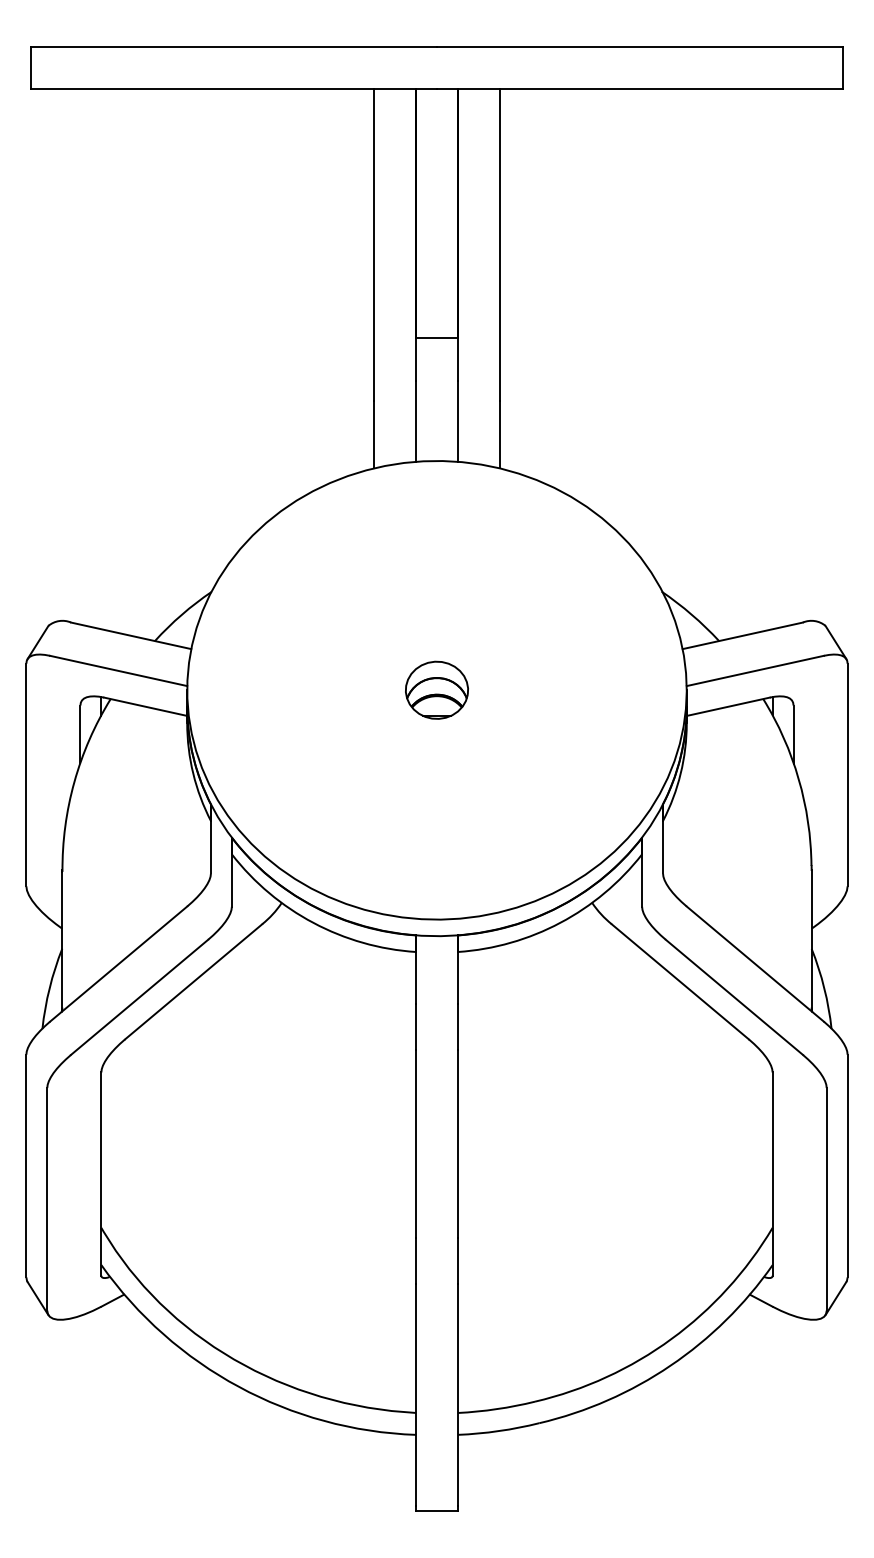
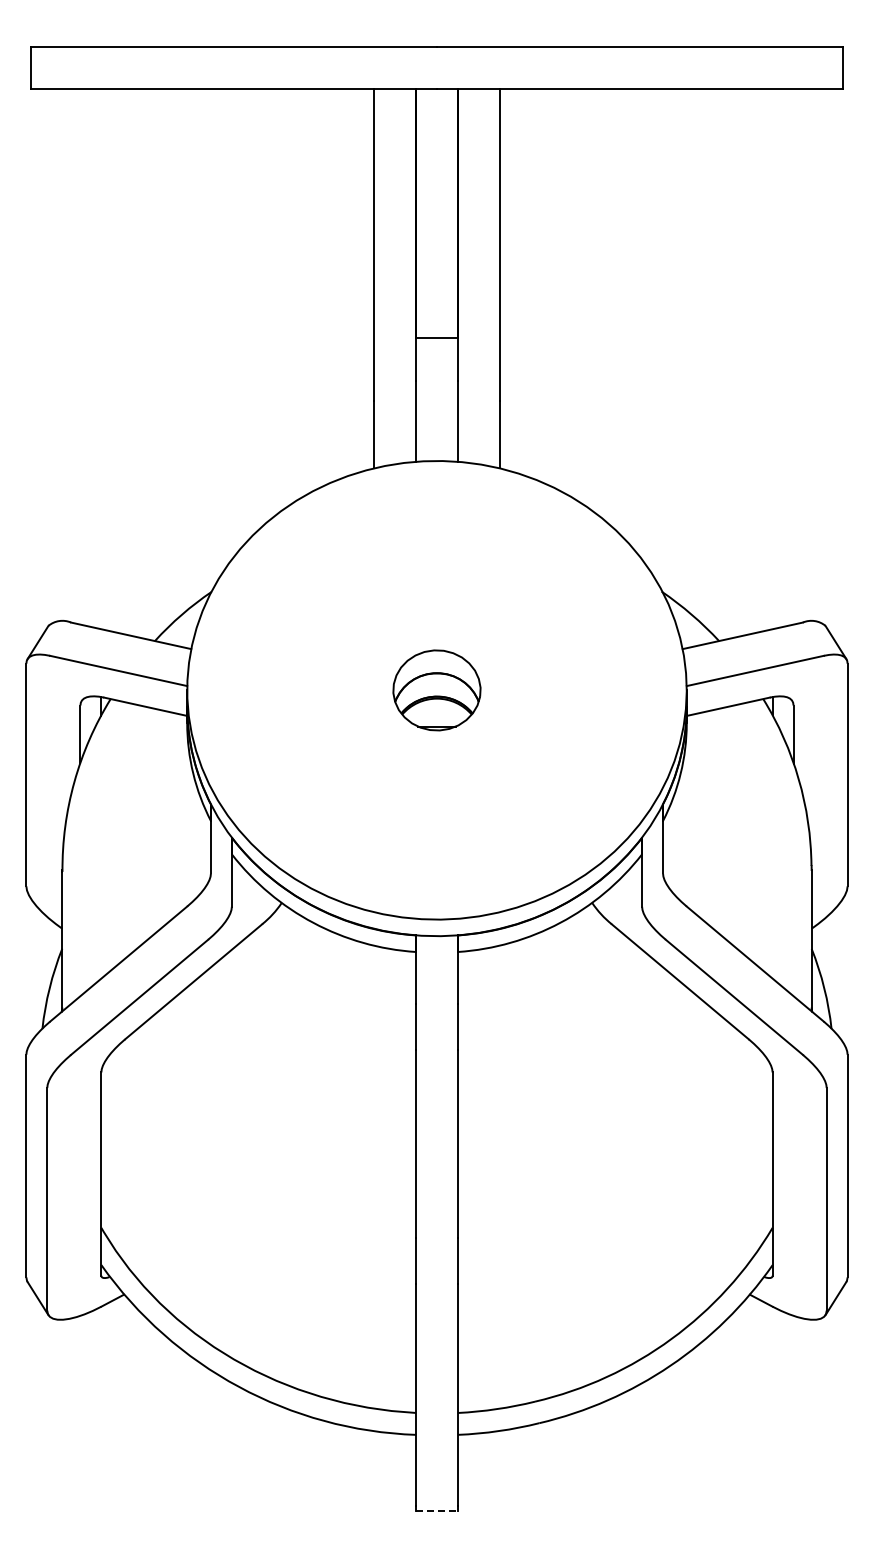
part size: 64x60 px -> 90x83 px (436, 690)
line: solid -> dashed (436, 1511)
